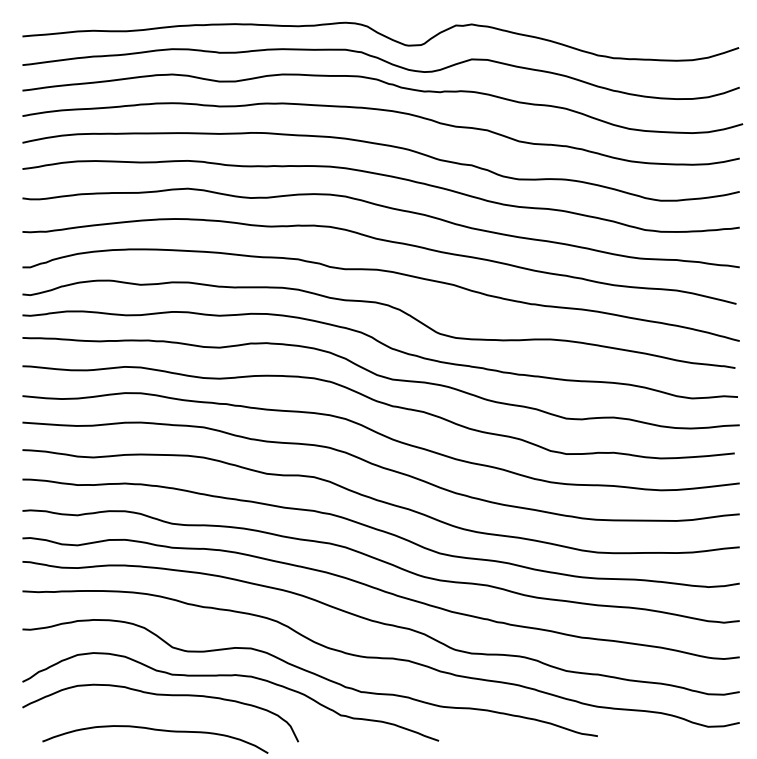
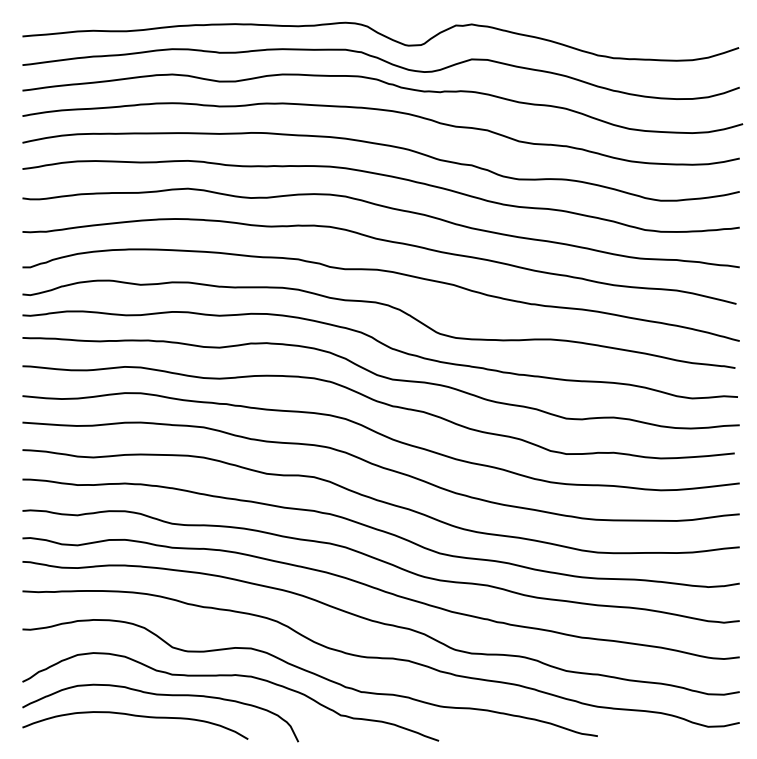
curve position: (155, 730) -> (135, 716) (135, 716)
